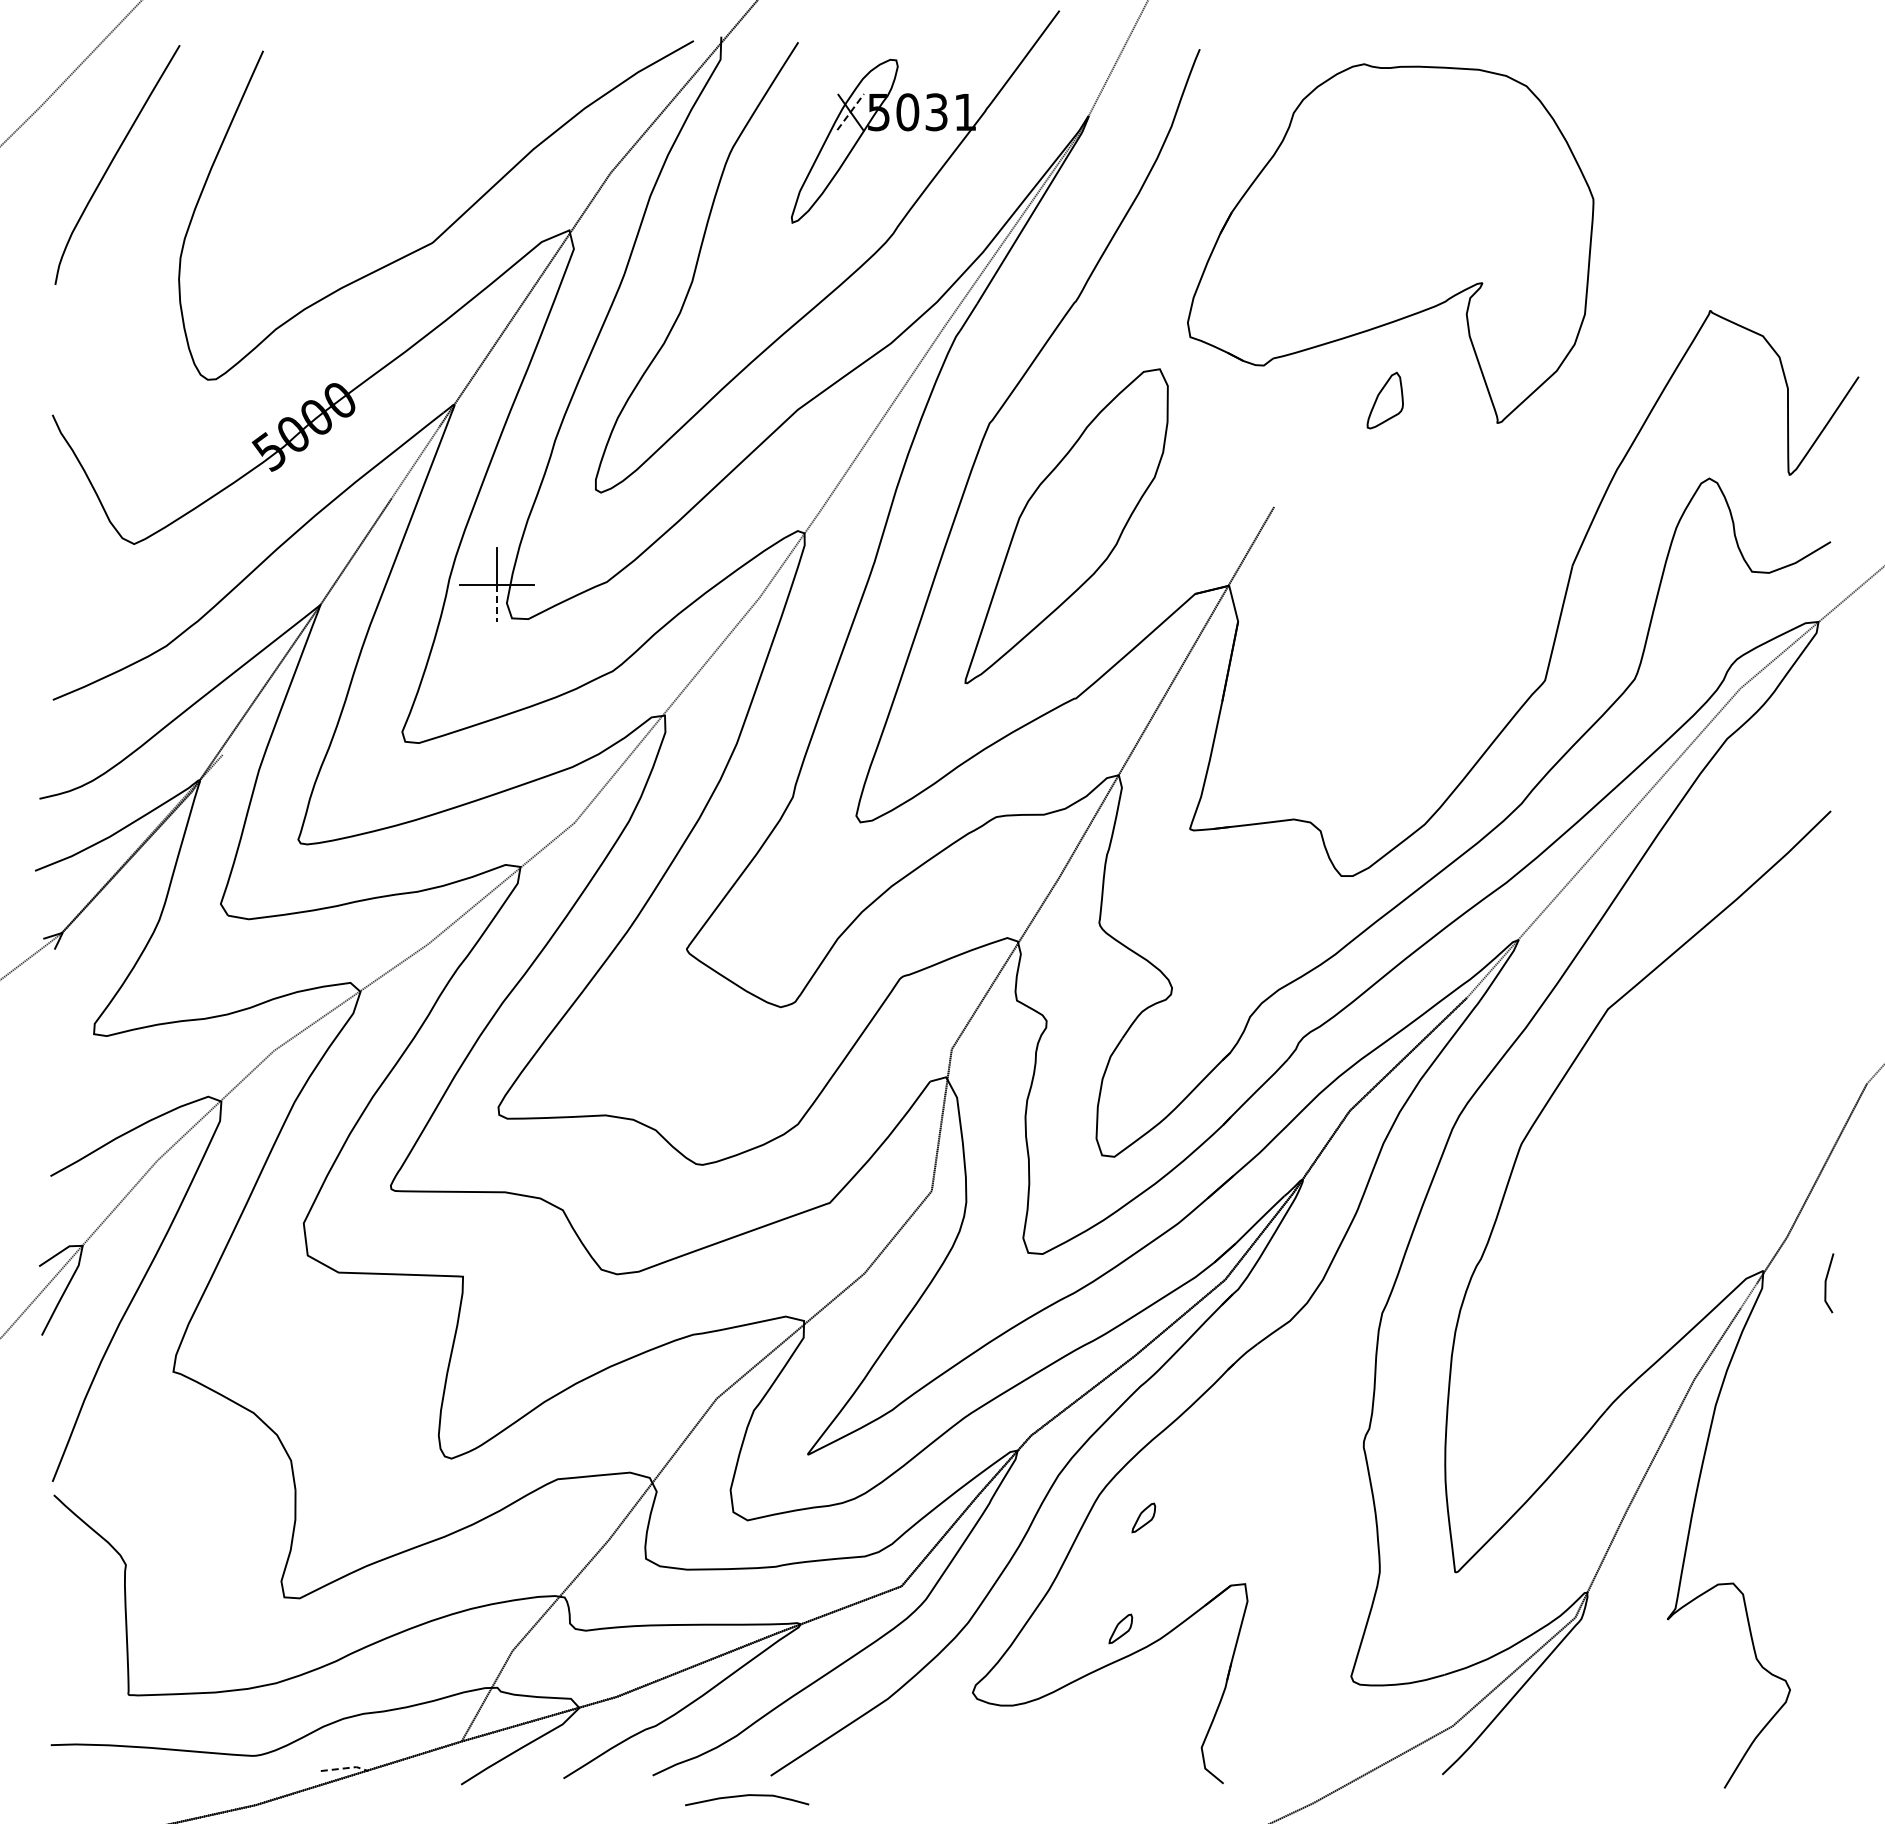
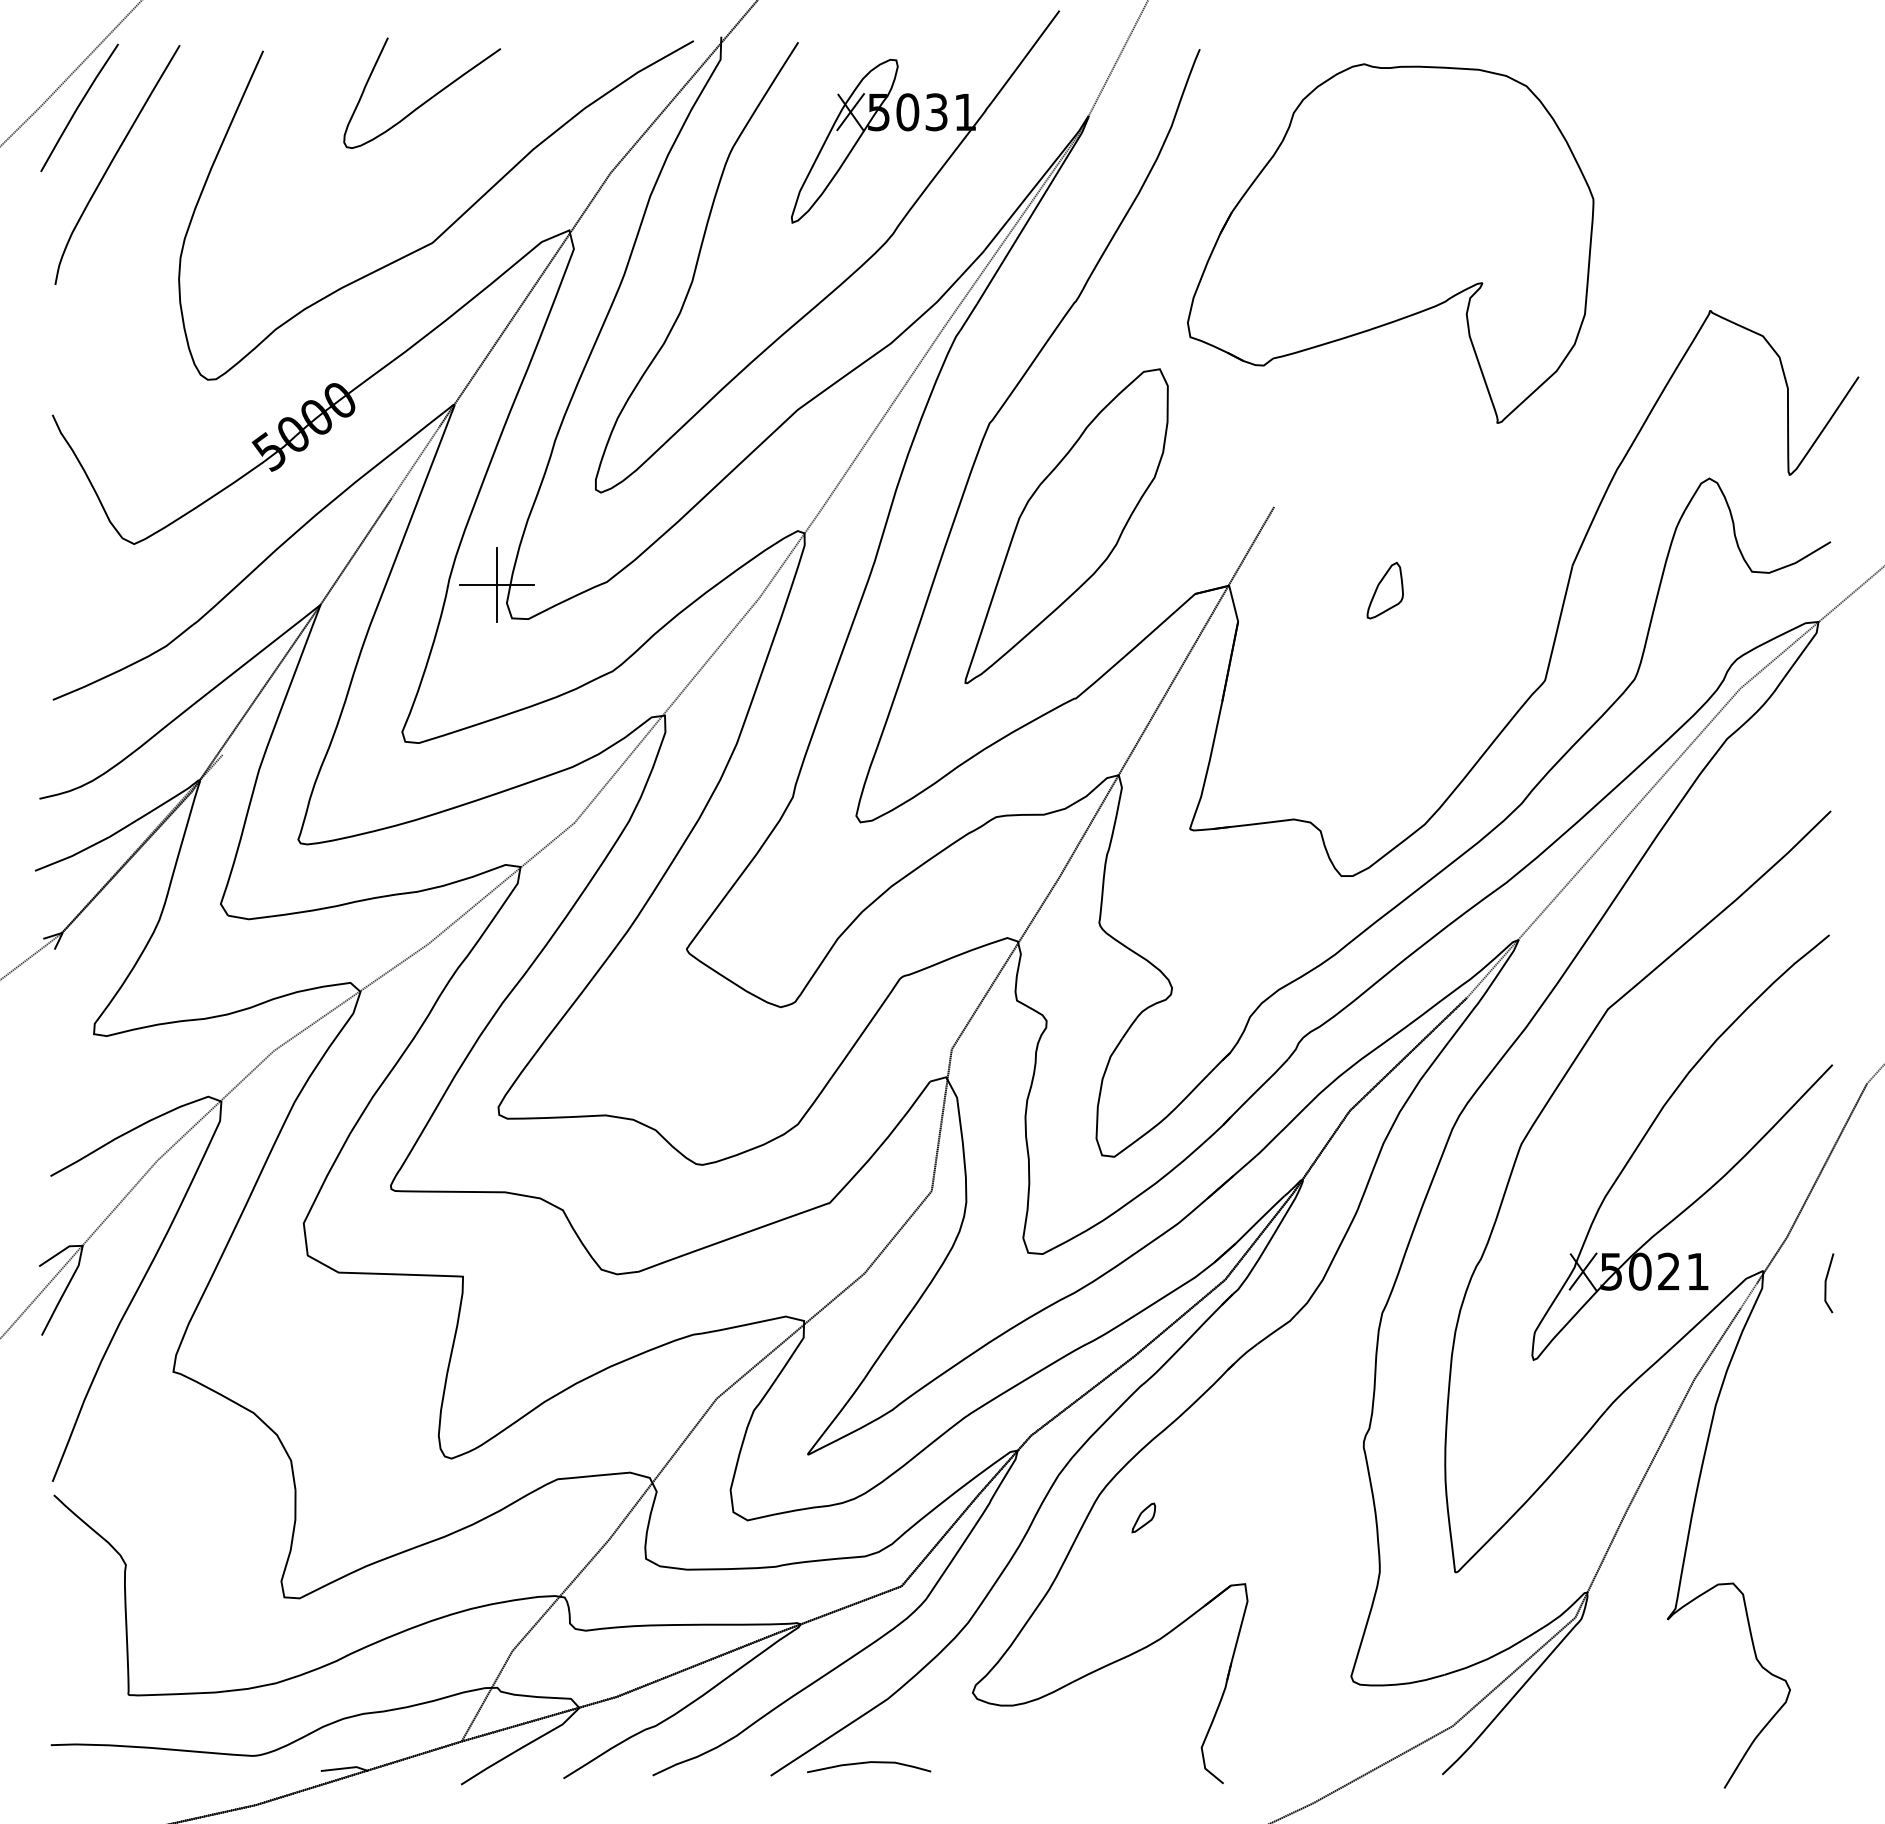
curve: none -> present (427, 99)
line: none -> present (79, 106)
line: dashed -> solid (850, 111)
part position: (1384, 400) -> (1384, 590) (1384, 590)
line: dashed -> solid (496, 603)
part: none -> present (1651, 1127)
part: present -> none (1120, 1628)
line: dashed -> solid (345, 1768)
curve position: (747, 1796) -> (869, 1763) (869, 1763)
